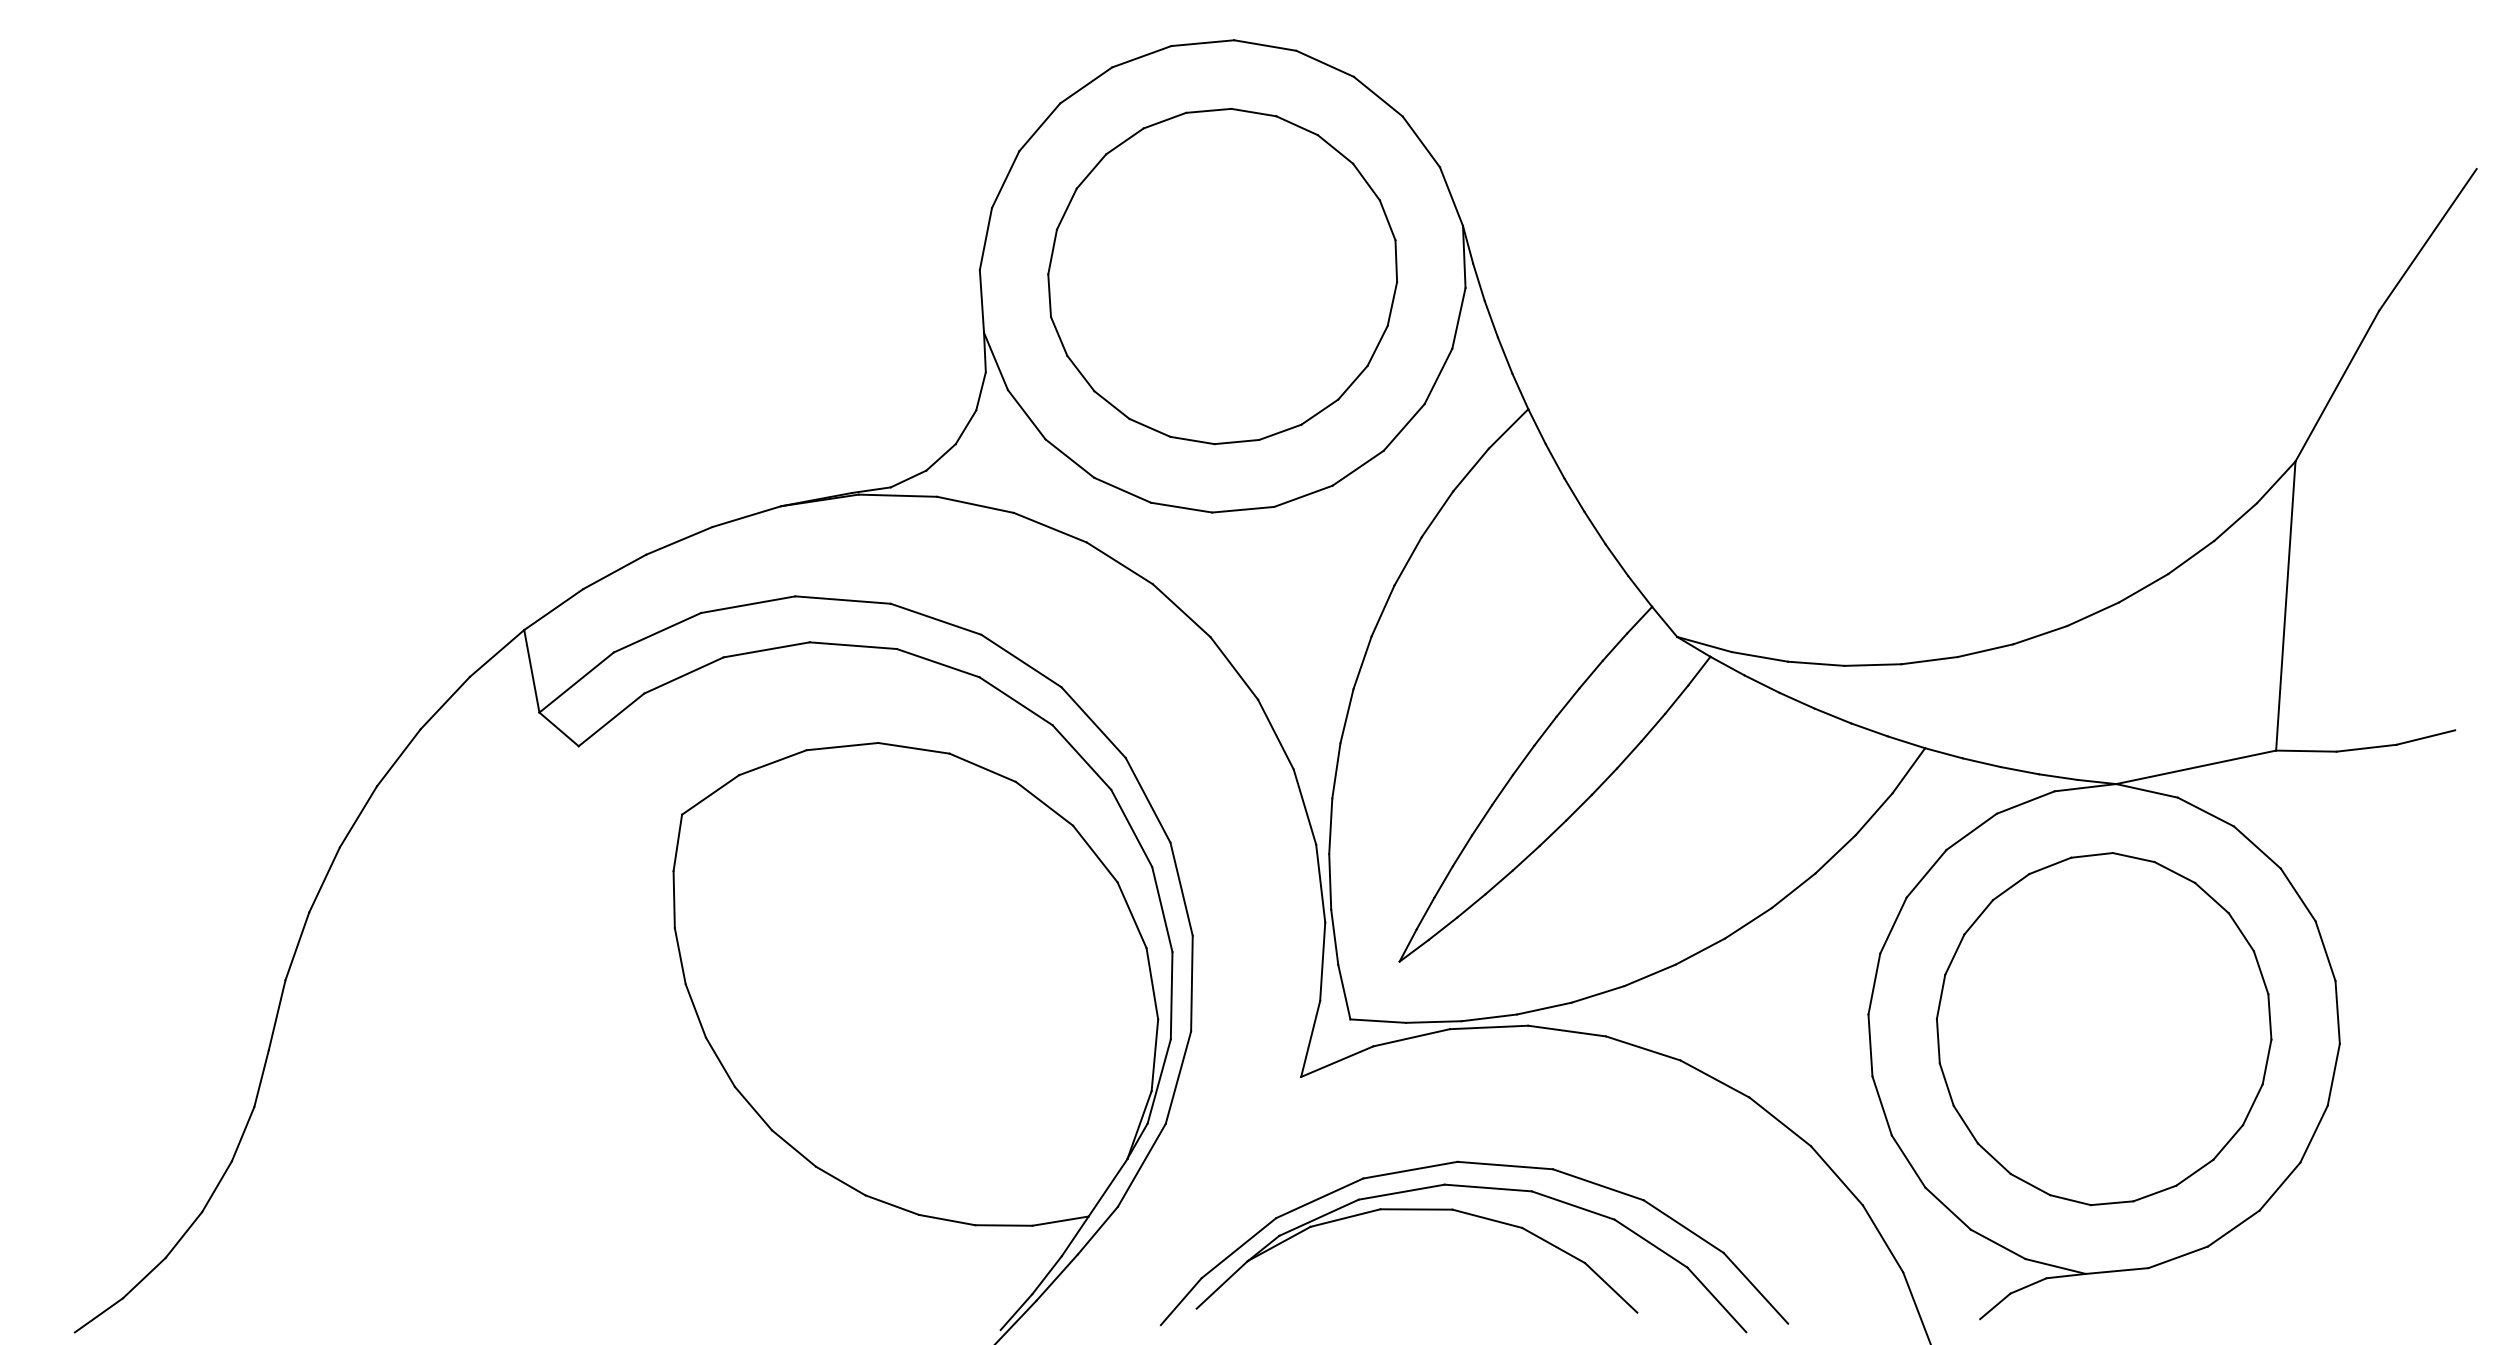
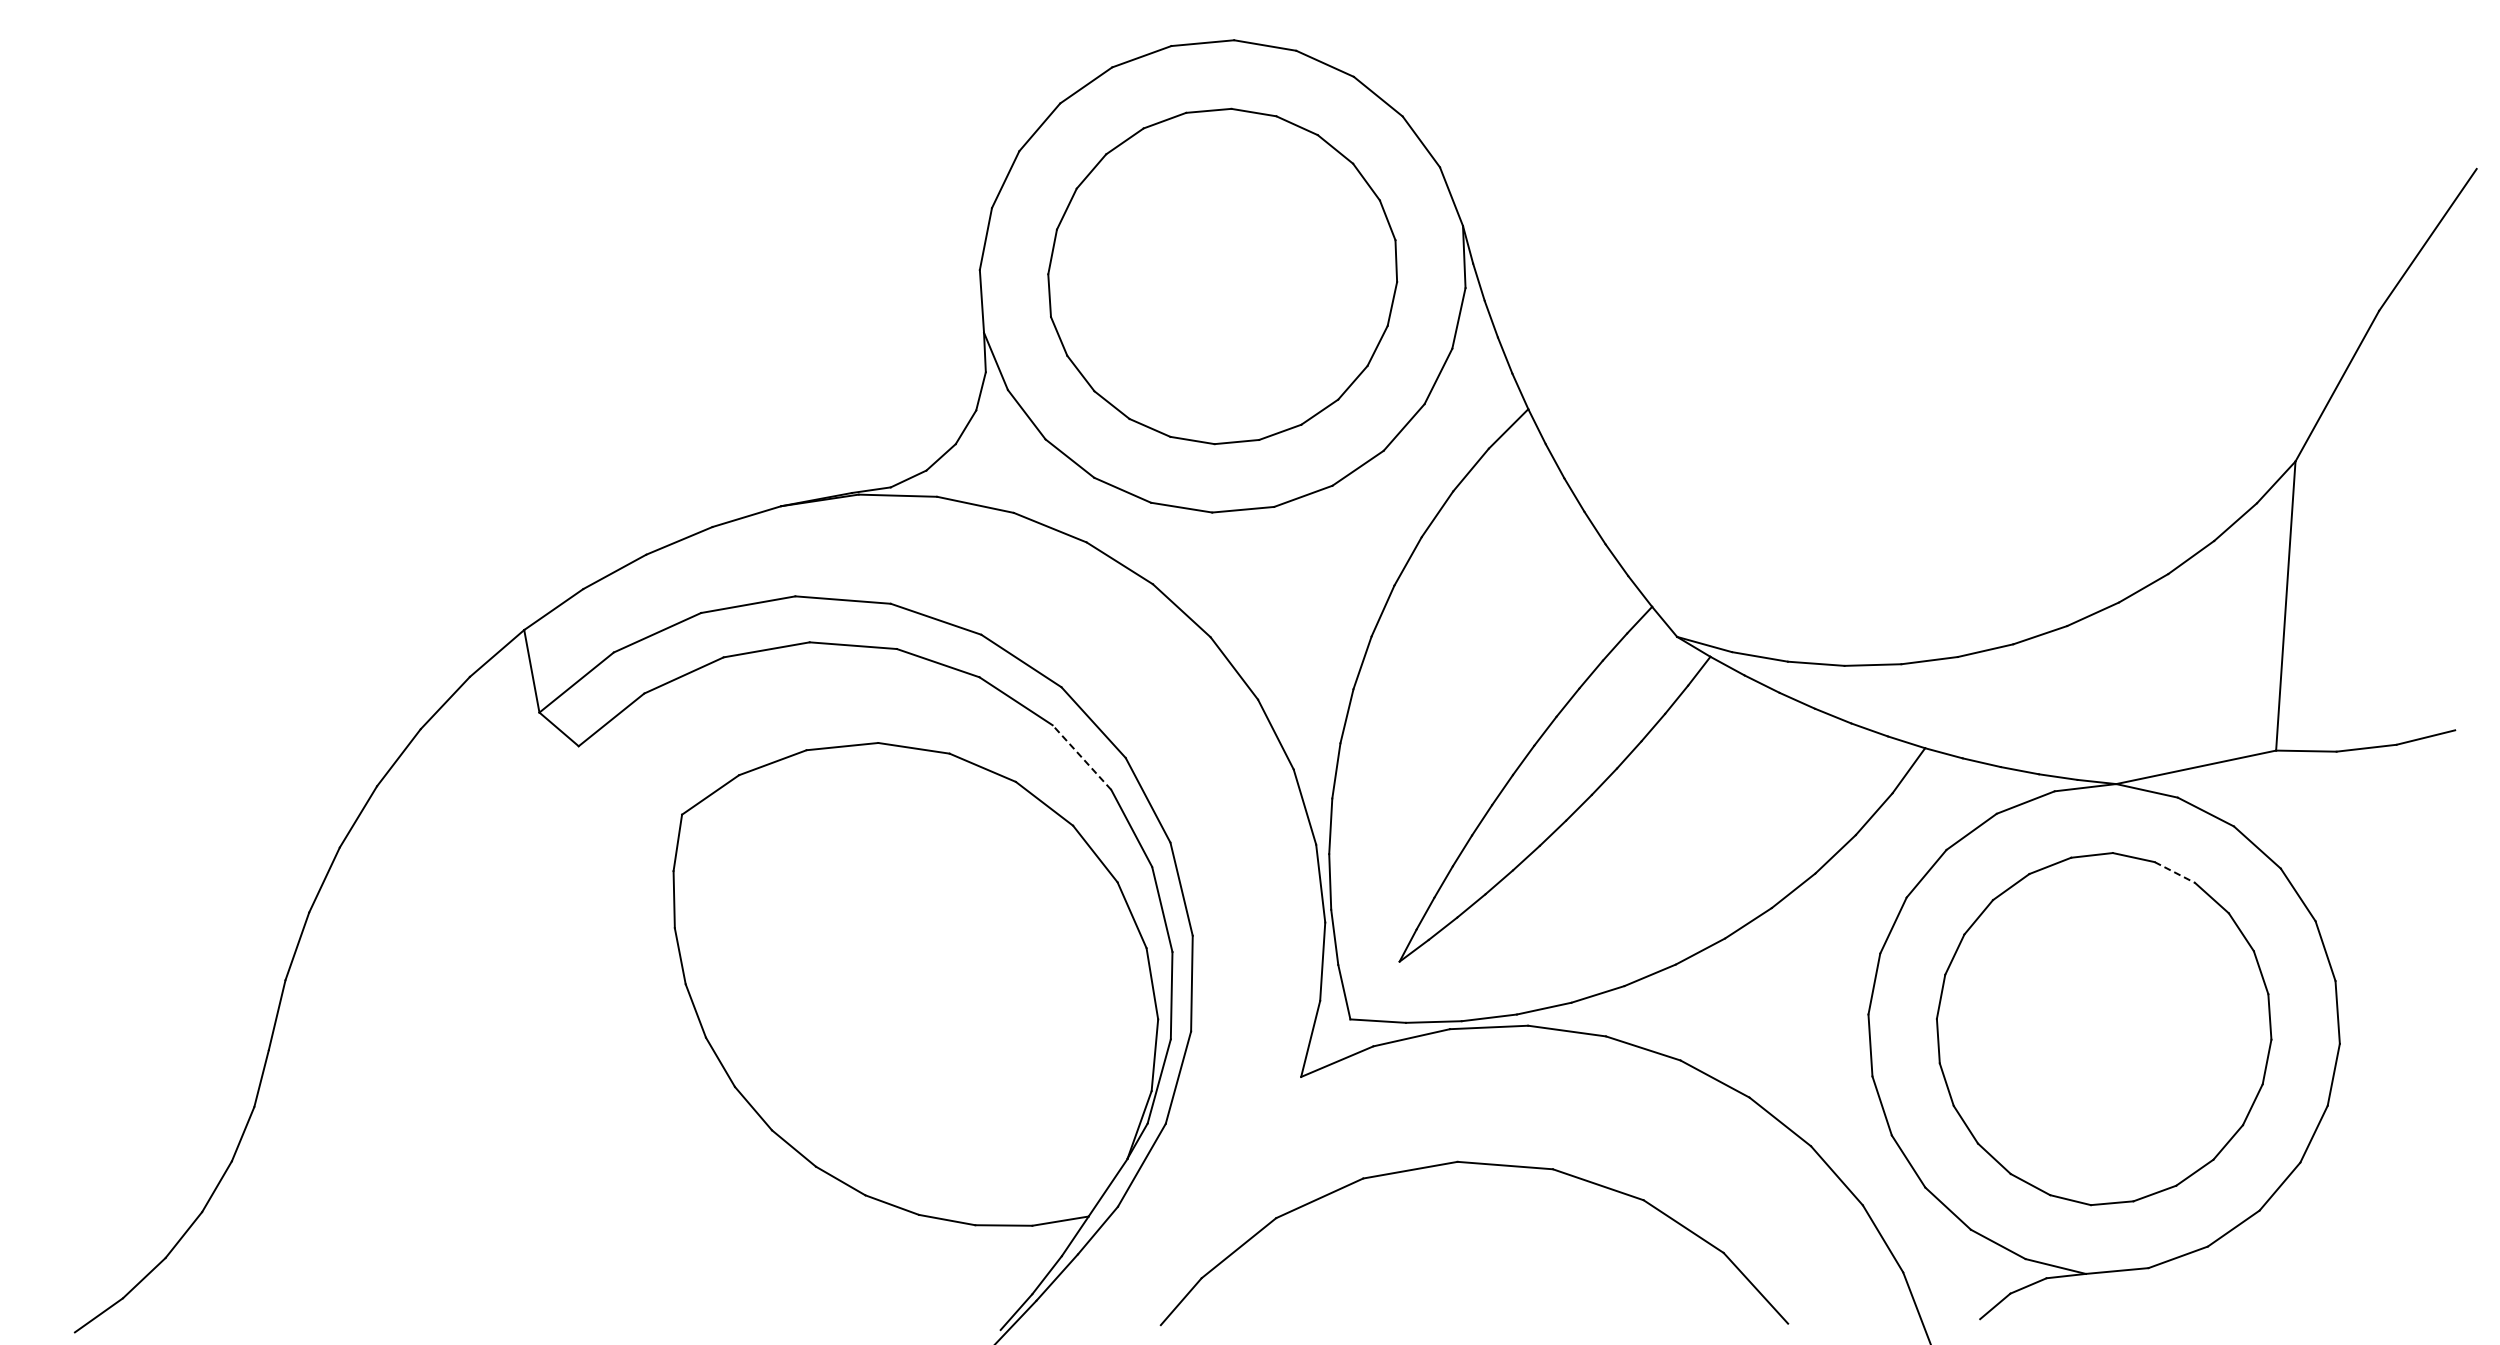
line: solid -> dashed (1081, 757)
line: solid -> dashed (2174, 872)
part: present -> none (1481, 1218)
